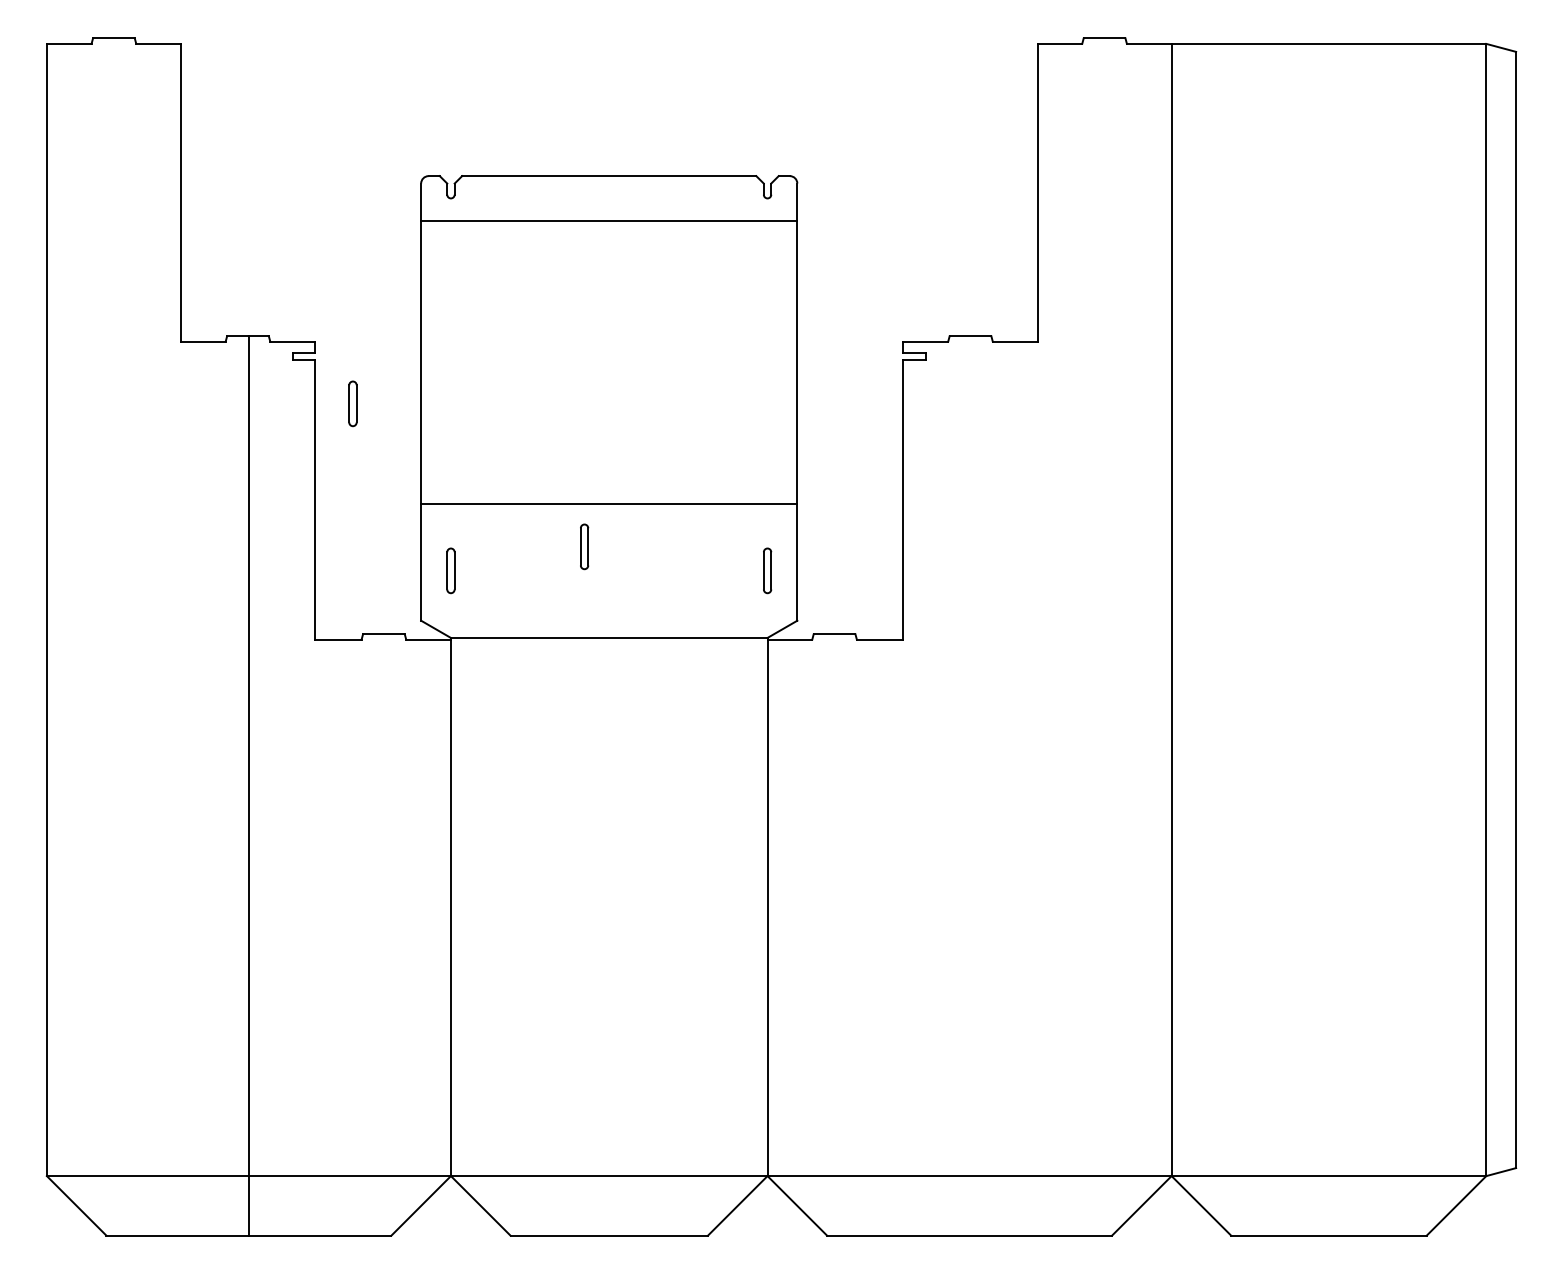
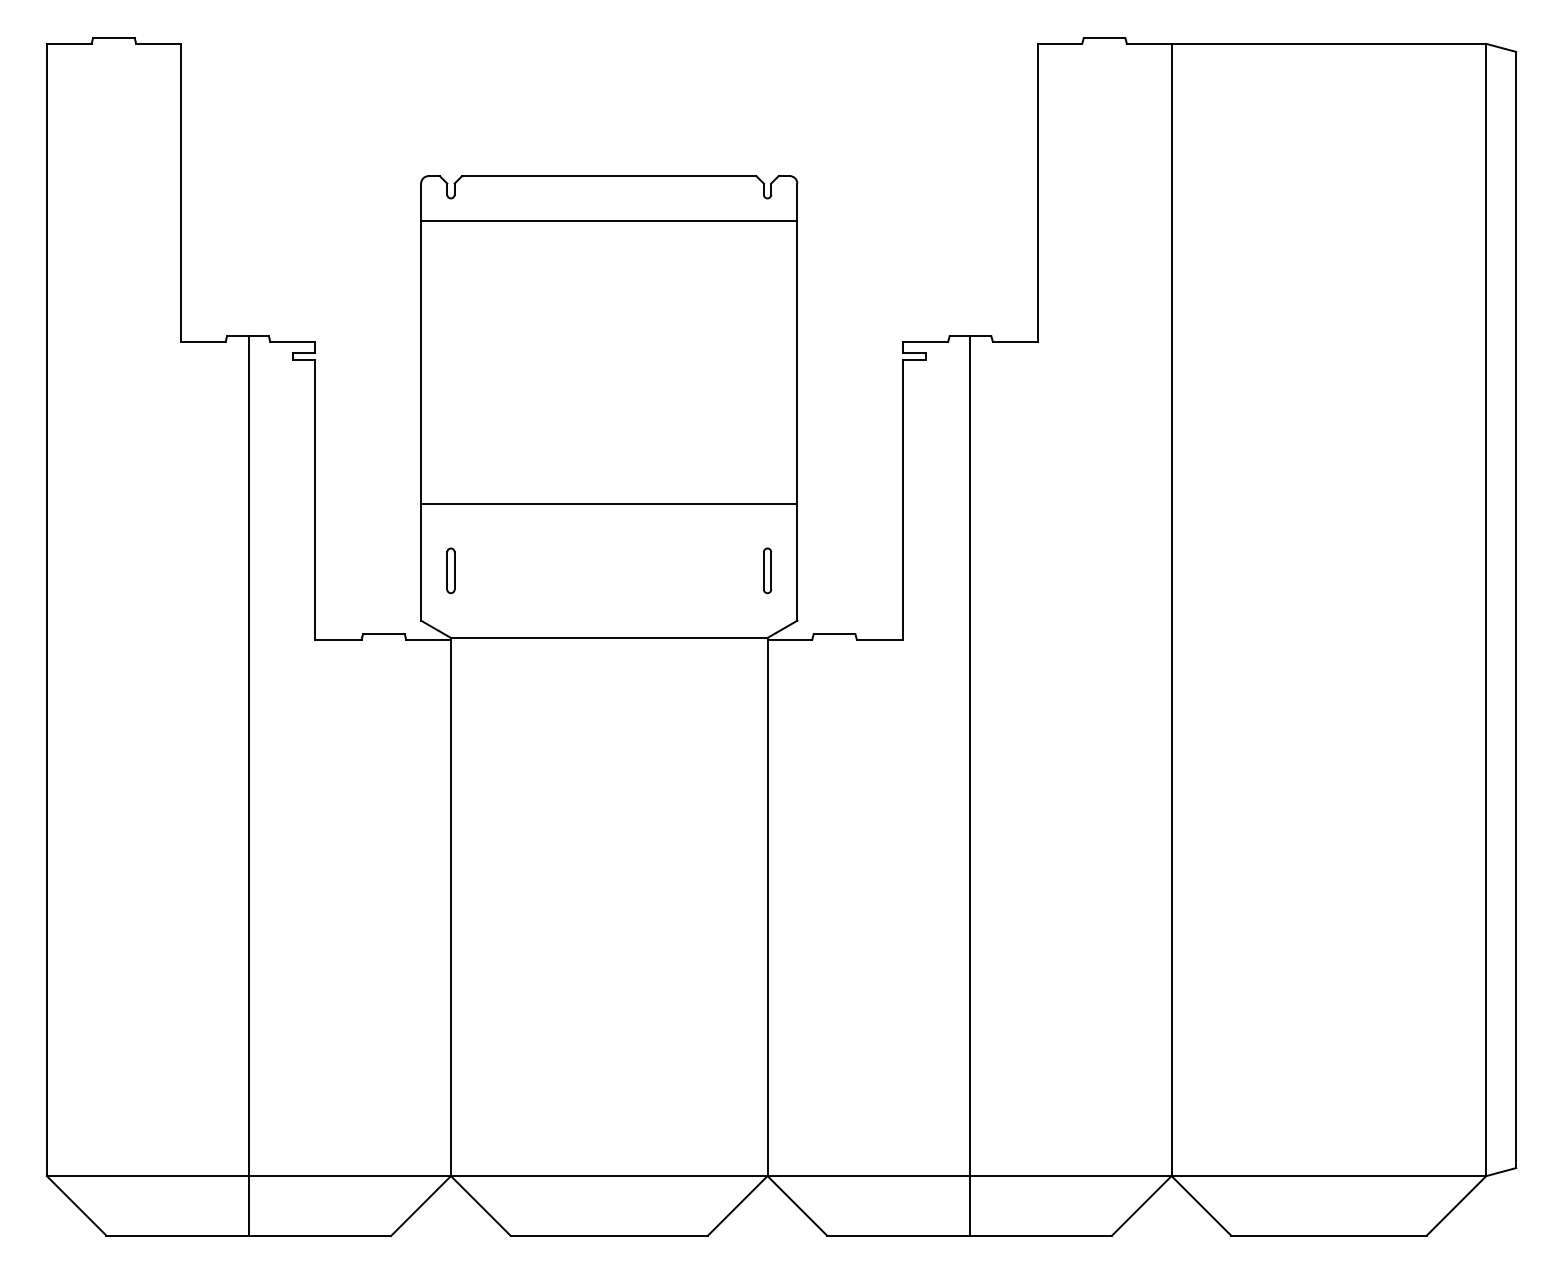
part: present -> none (352, 403)
part: present -> none (584, 546)
line: none -> present (969, 785)
